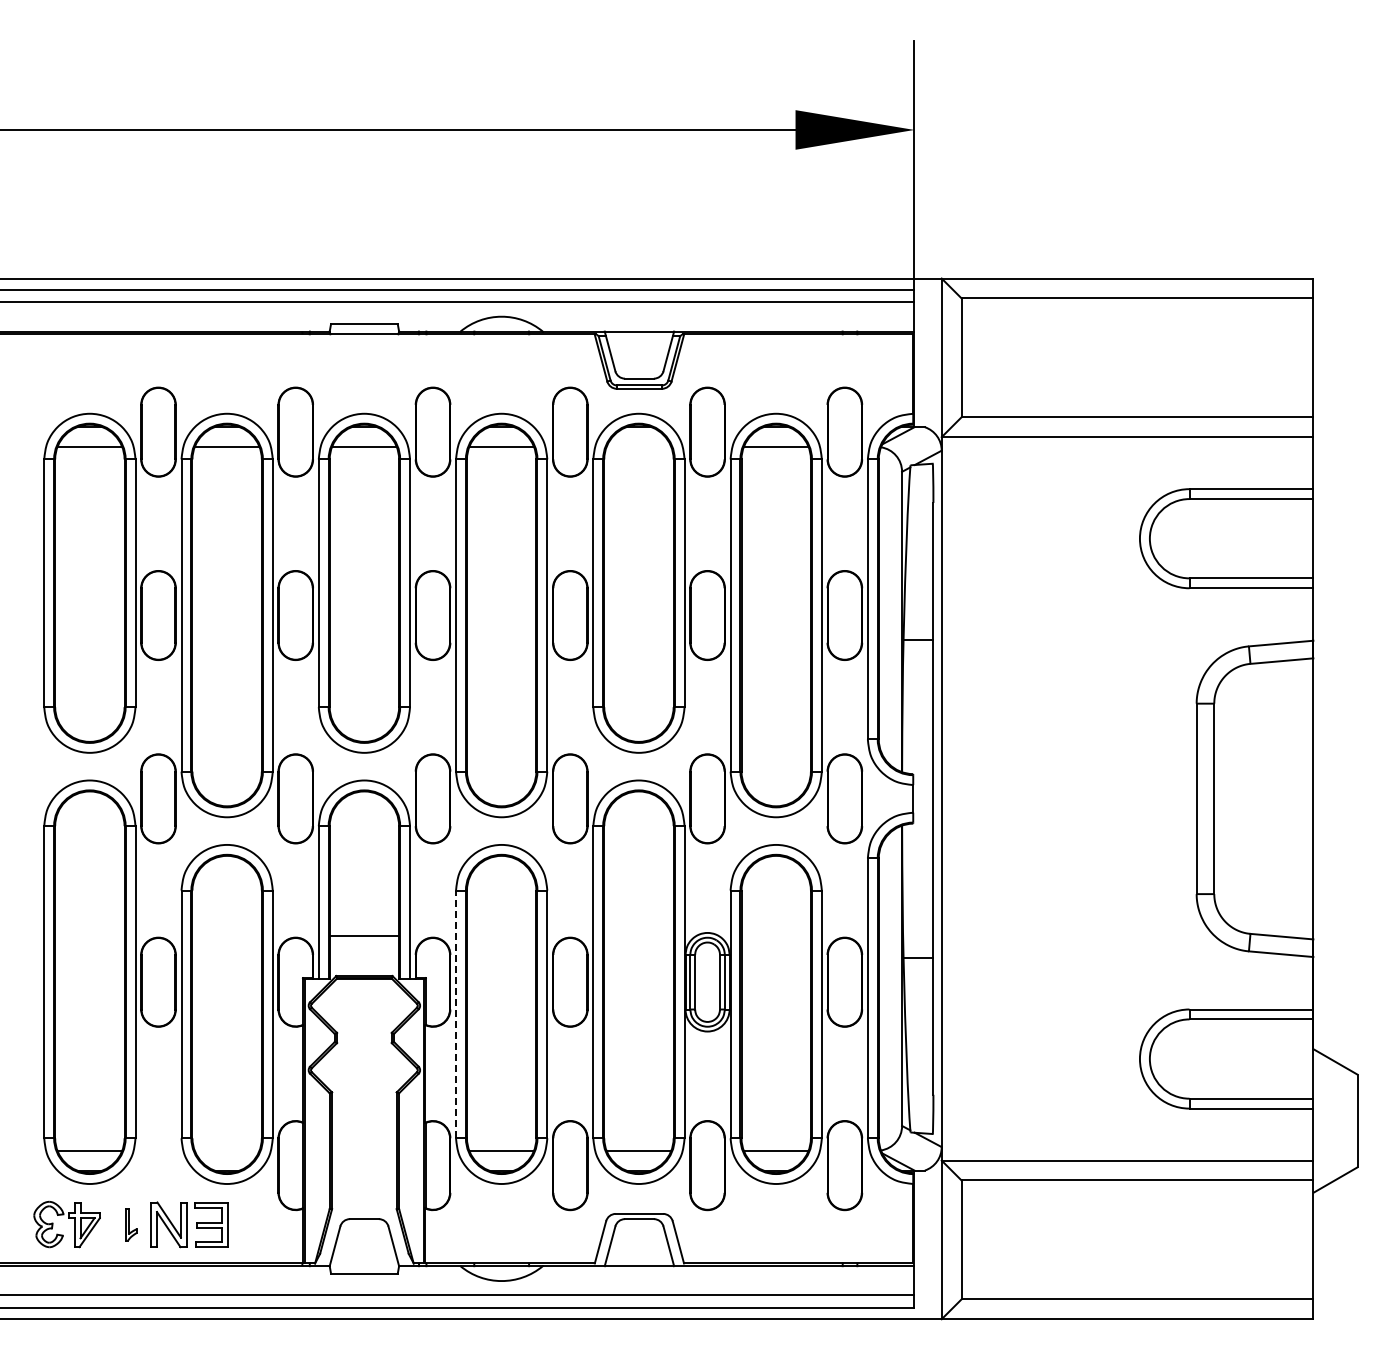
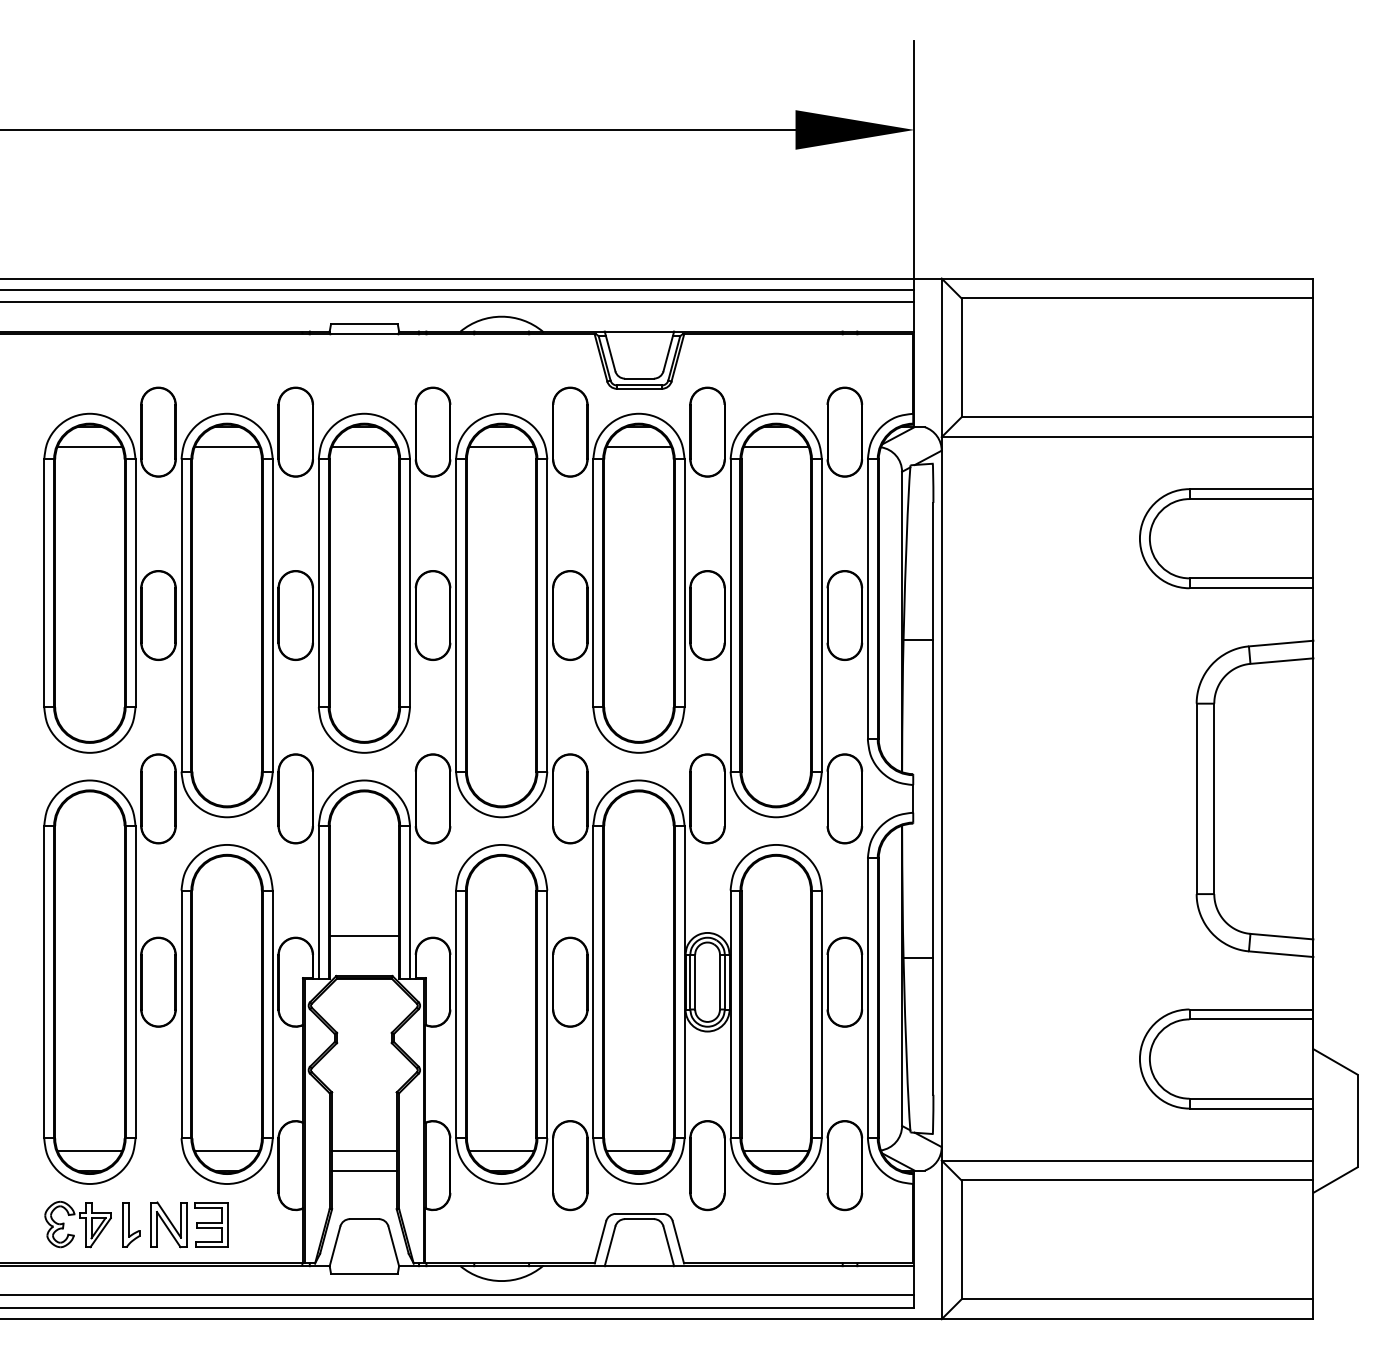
line: none -> present (638, 447)
line: dashed -> solid (456, 1014)
line: none -> present (226, 1150)
line: none -> present (364, 1150)
line: none -> present (364, 1170)
part position: (68, 1218) -> (79, 1218) (79, 1218)
part size: 13x34 px -> 19x46 px (131, 1224)
